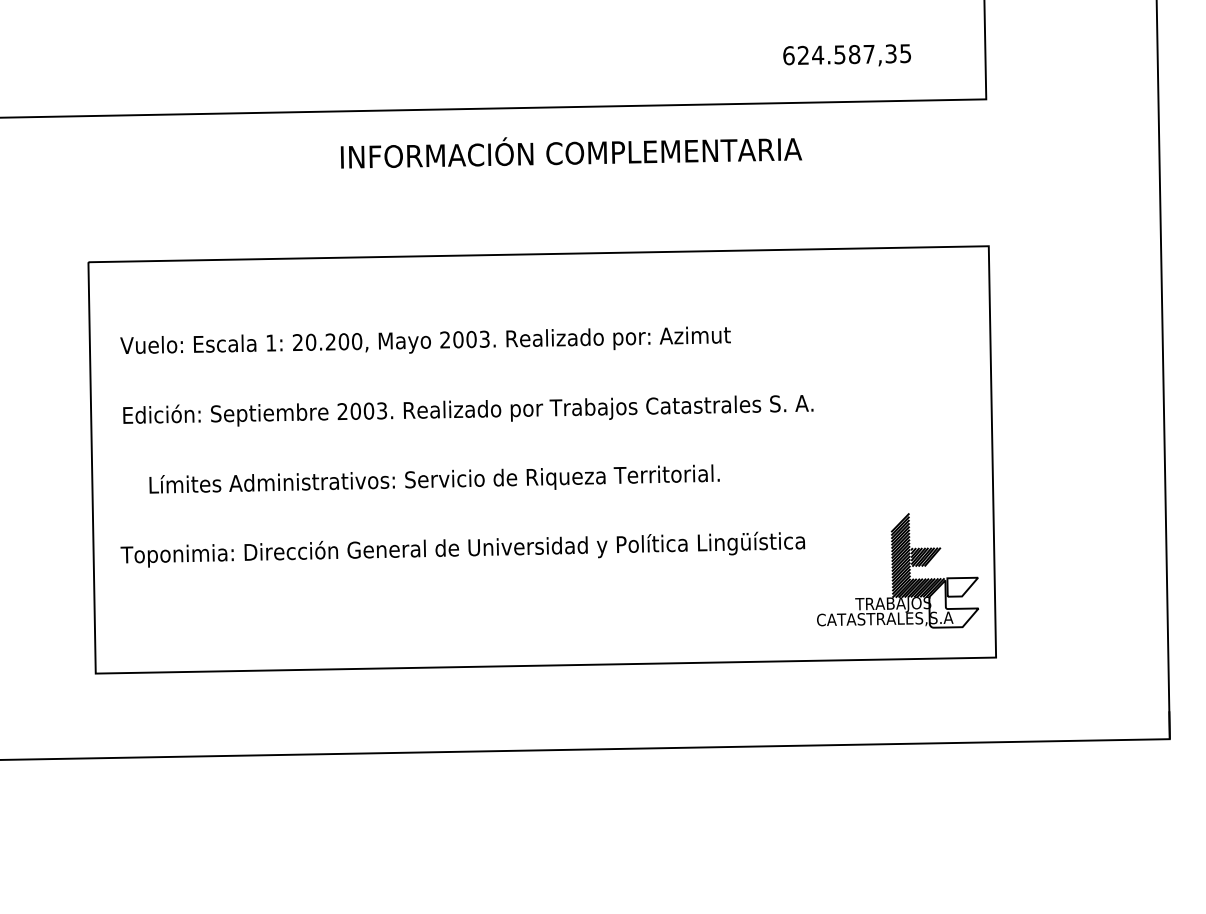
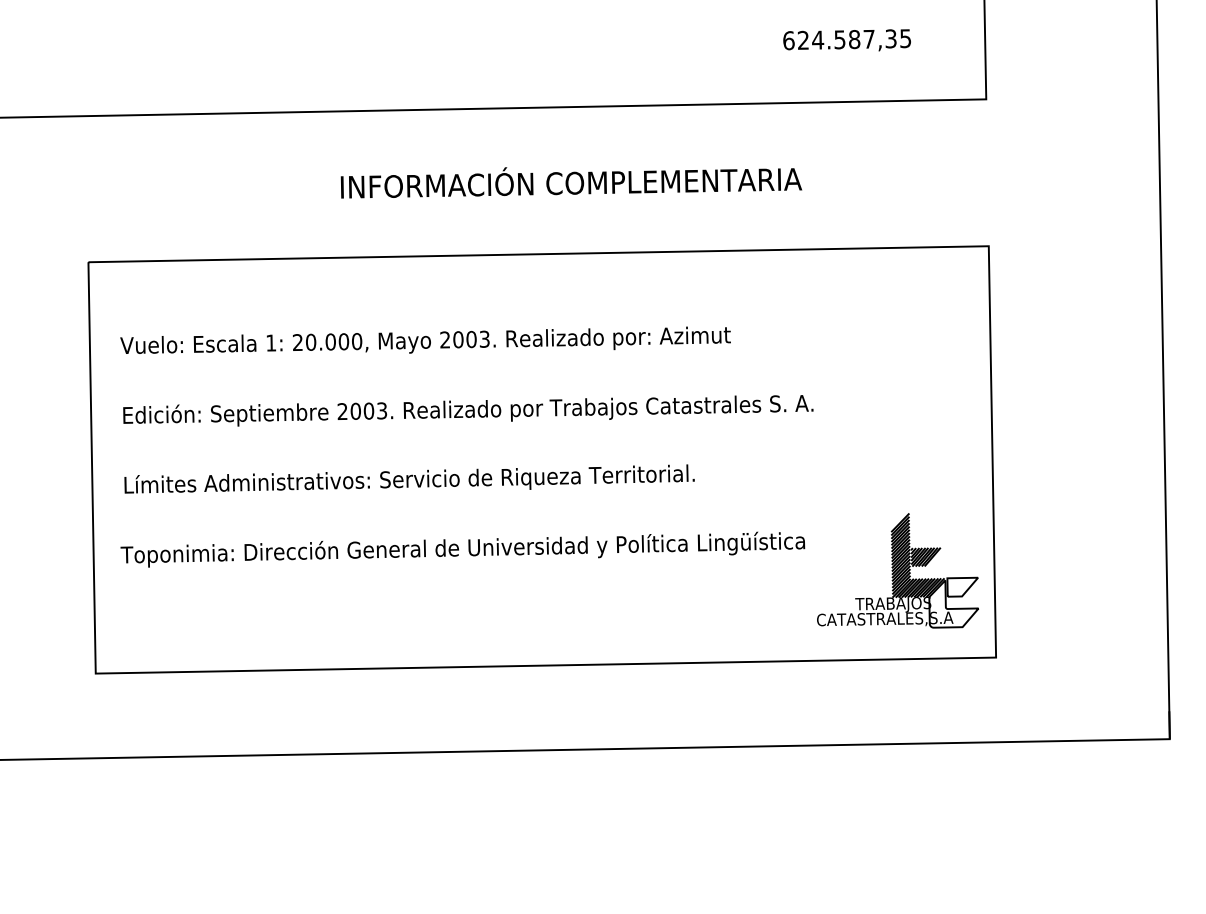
text position: (846, 55) -> (846, 40) (846, 40)
text position: (571, 152) -> (571, 182) (571, 182)
text: 20.200, -> 20.000, (330, 341)
text position: (434, 478) -> (409, 478) (409, 478)
